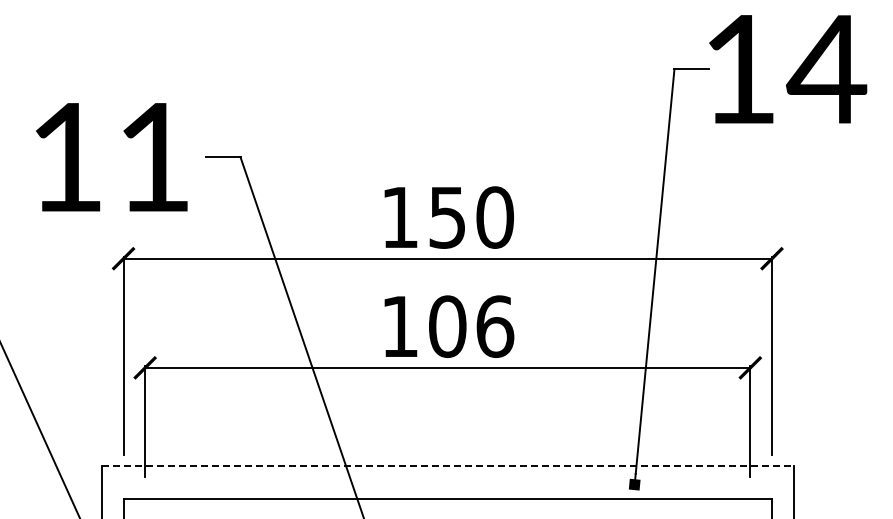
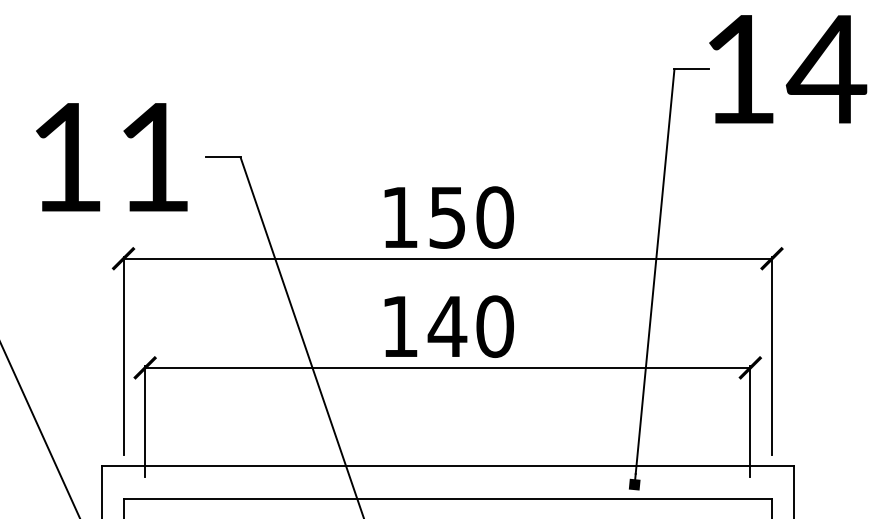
text: 106 -> 140 (470, 326)
line: dashed -> solid (447, 466)
